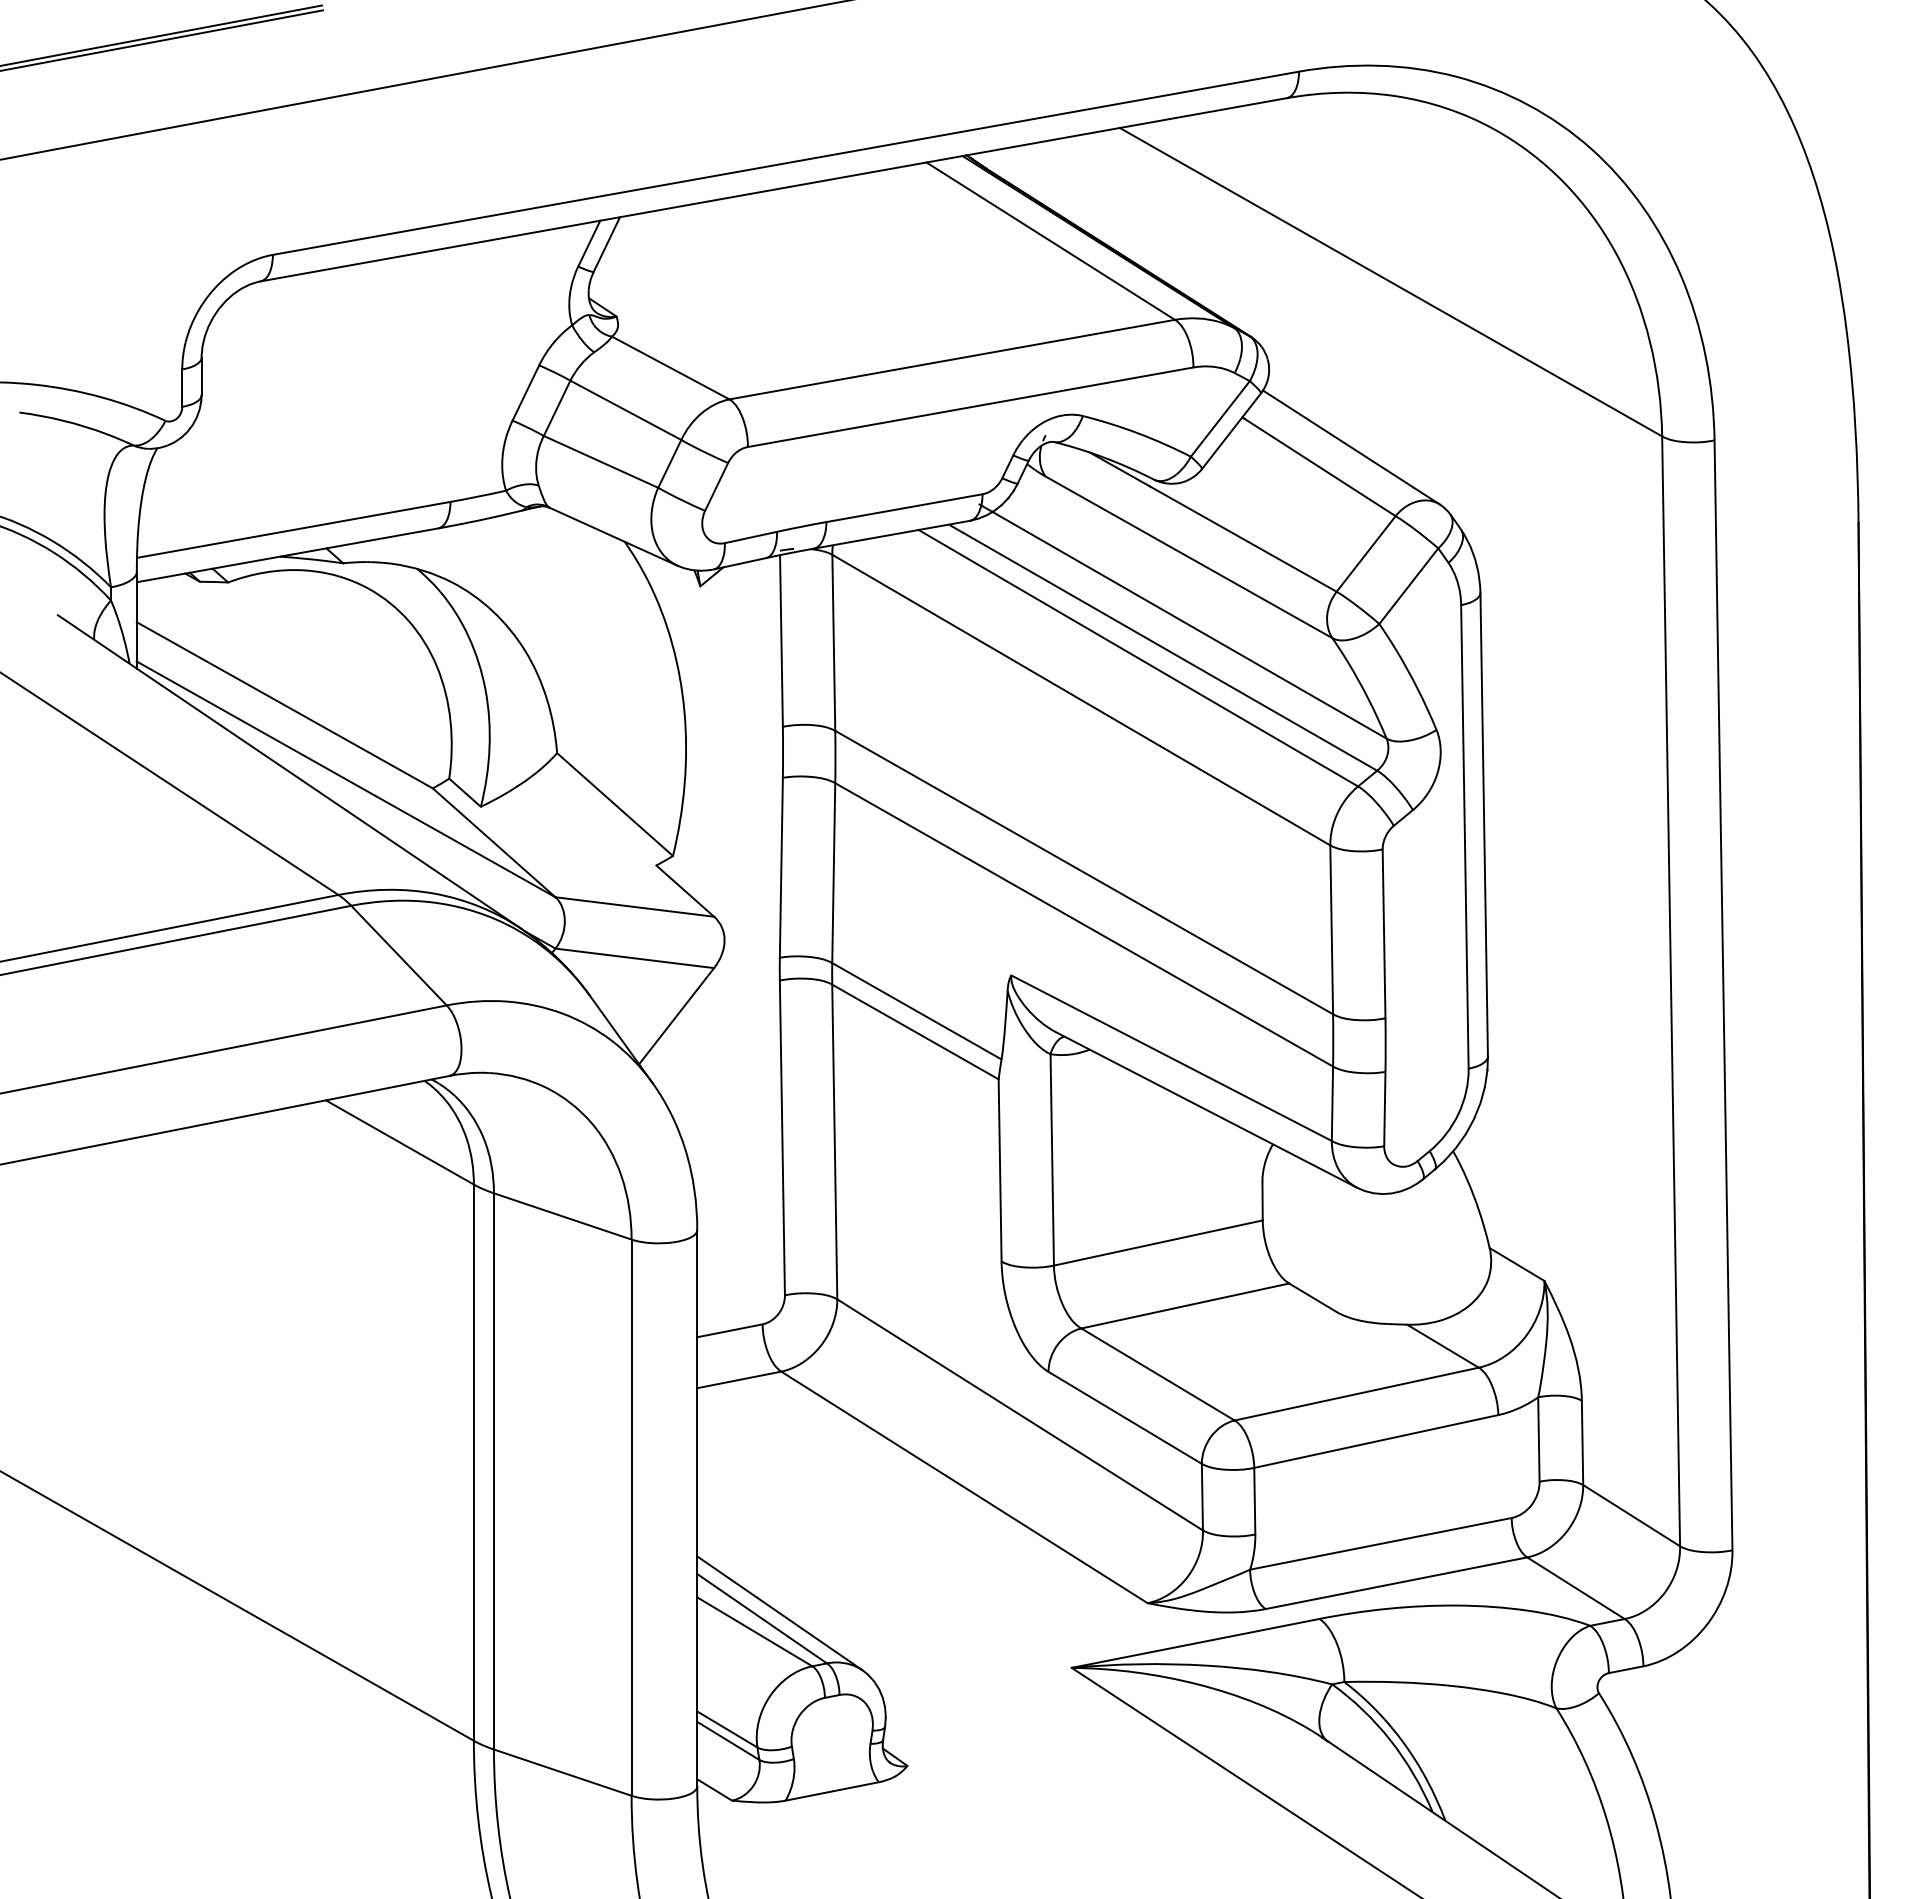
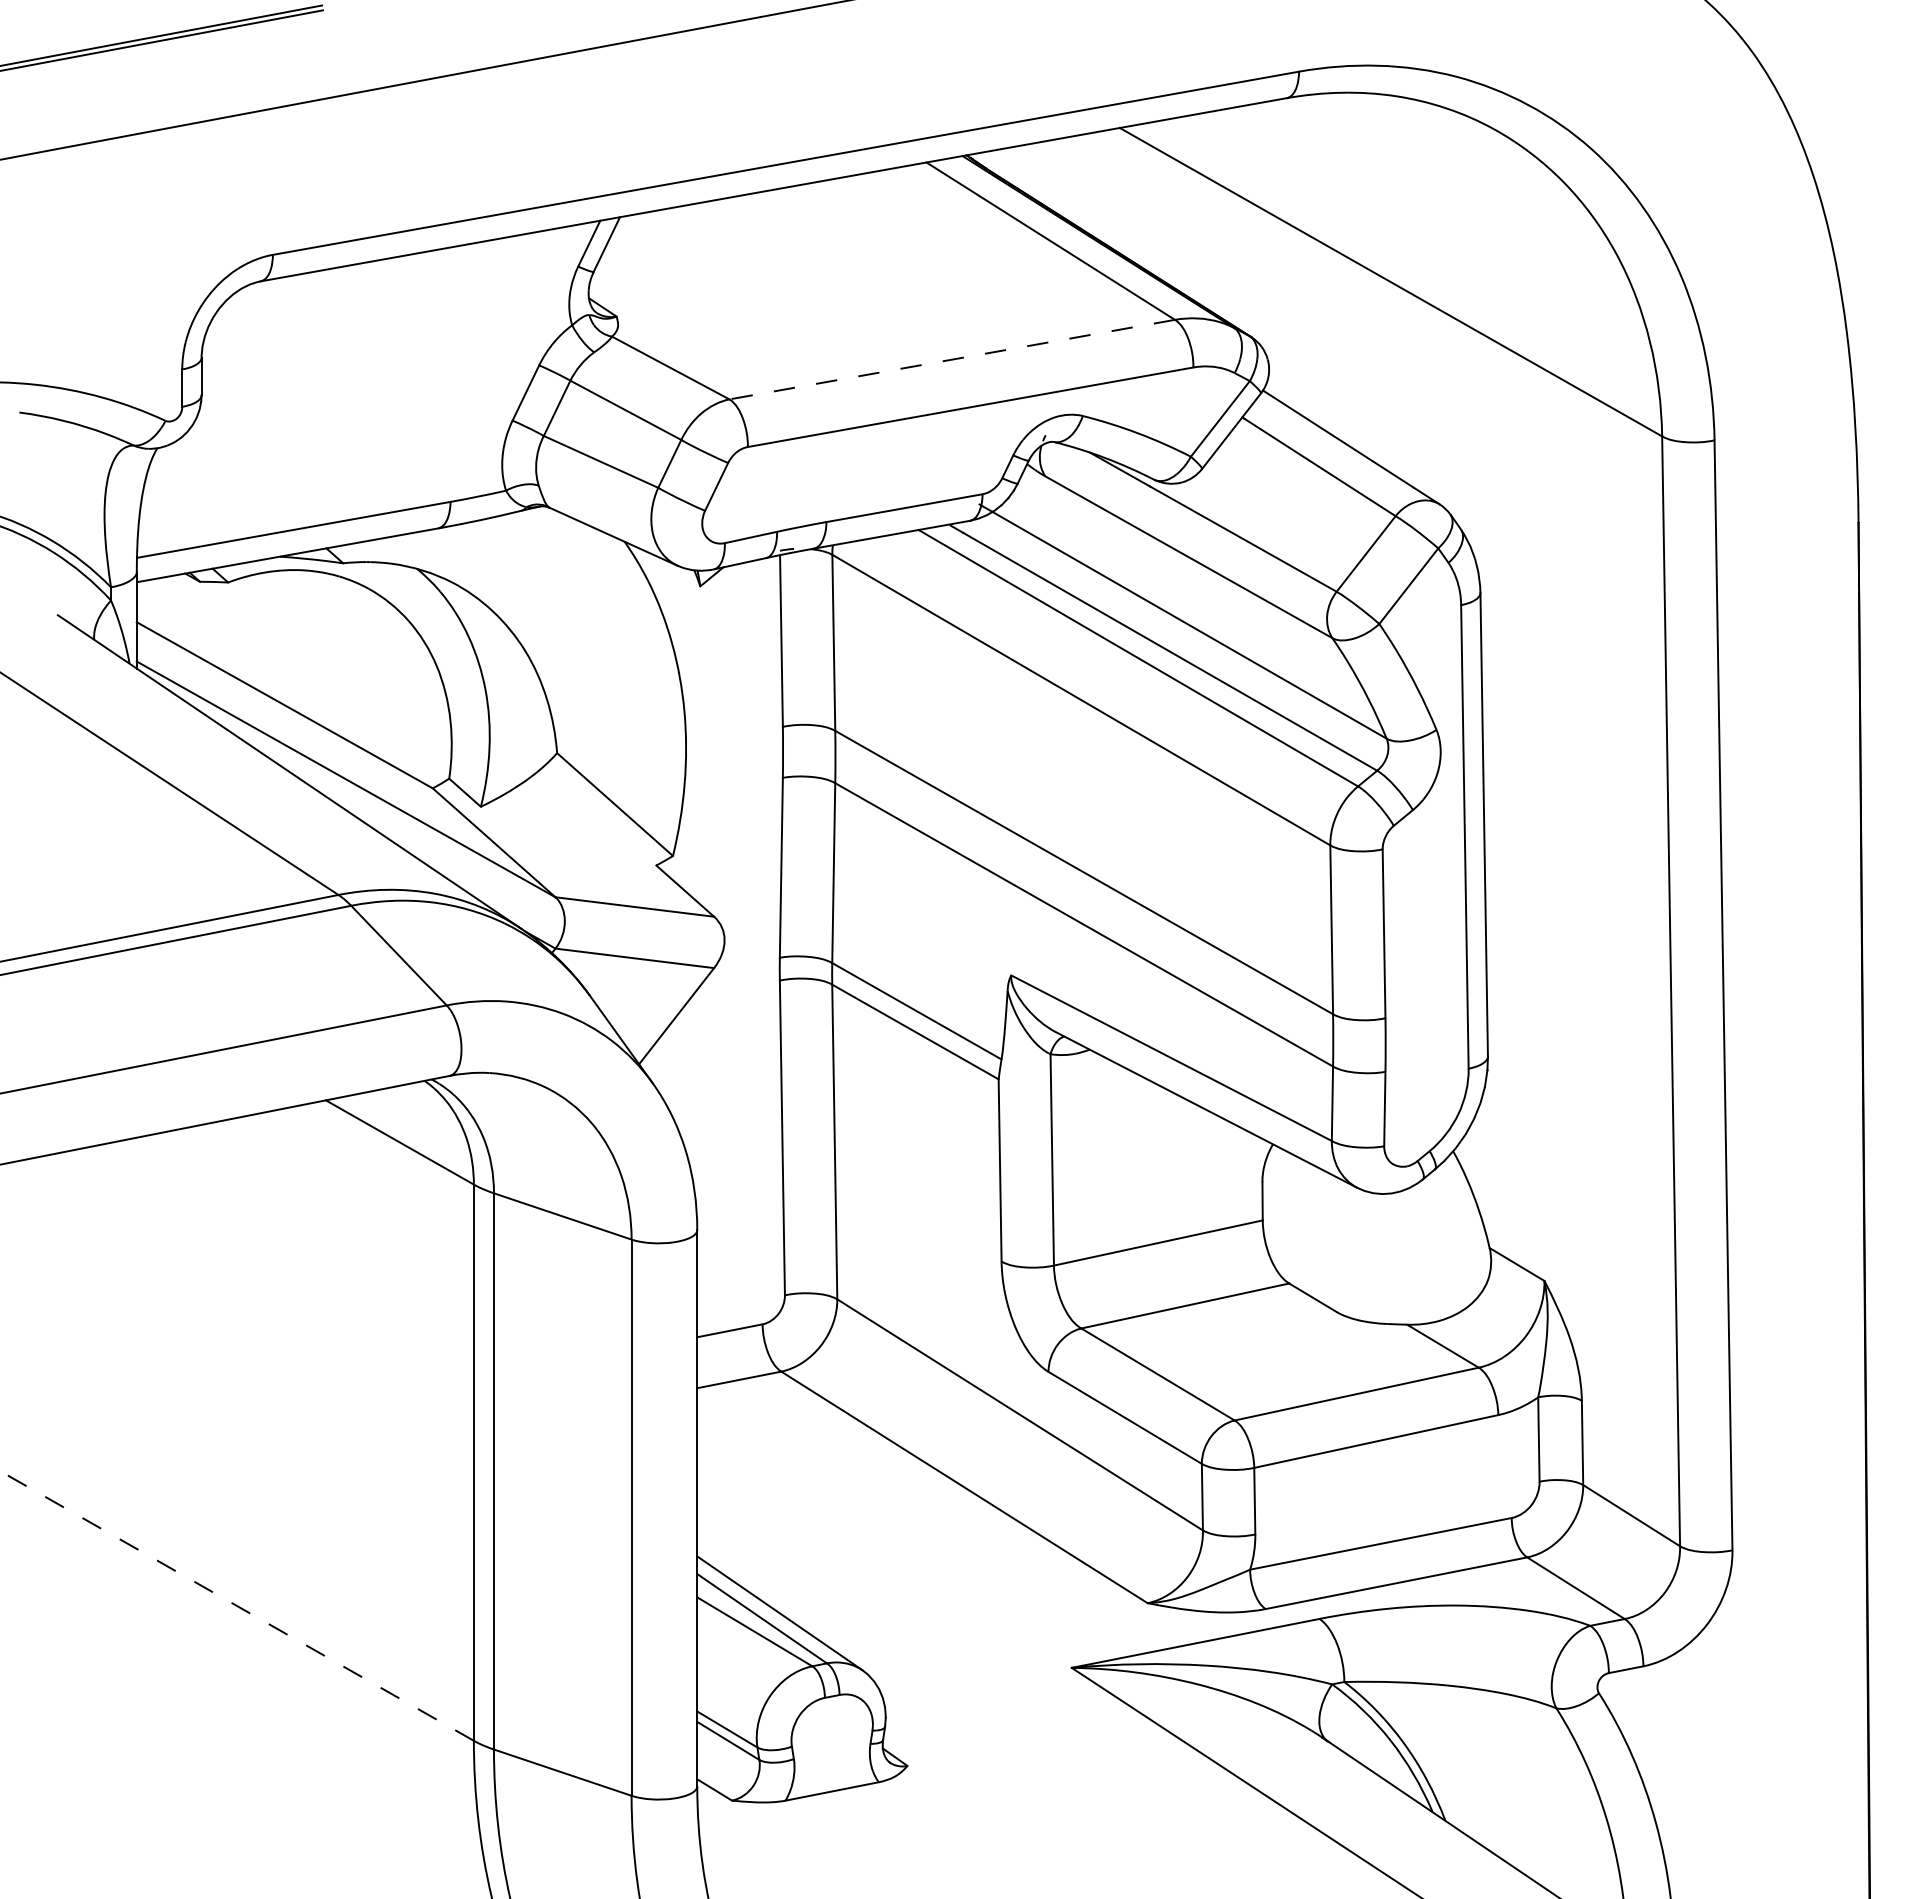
line: solid -> dashed (951, 359)
line: solid -> dashed (236, 1605)
